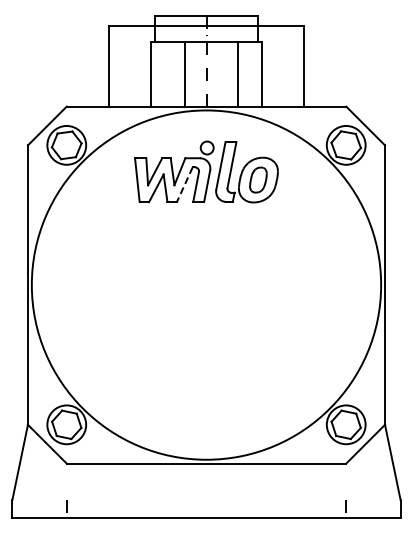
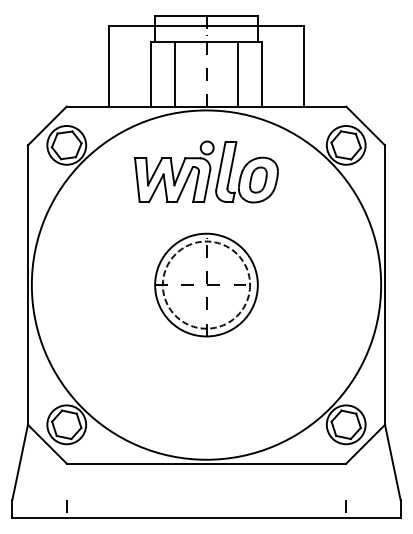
line position: (185, 73) -> (175, 73) (175, 73)
line: dashed -> solid (184, 184)
part: none -> present (206, 284)
